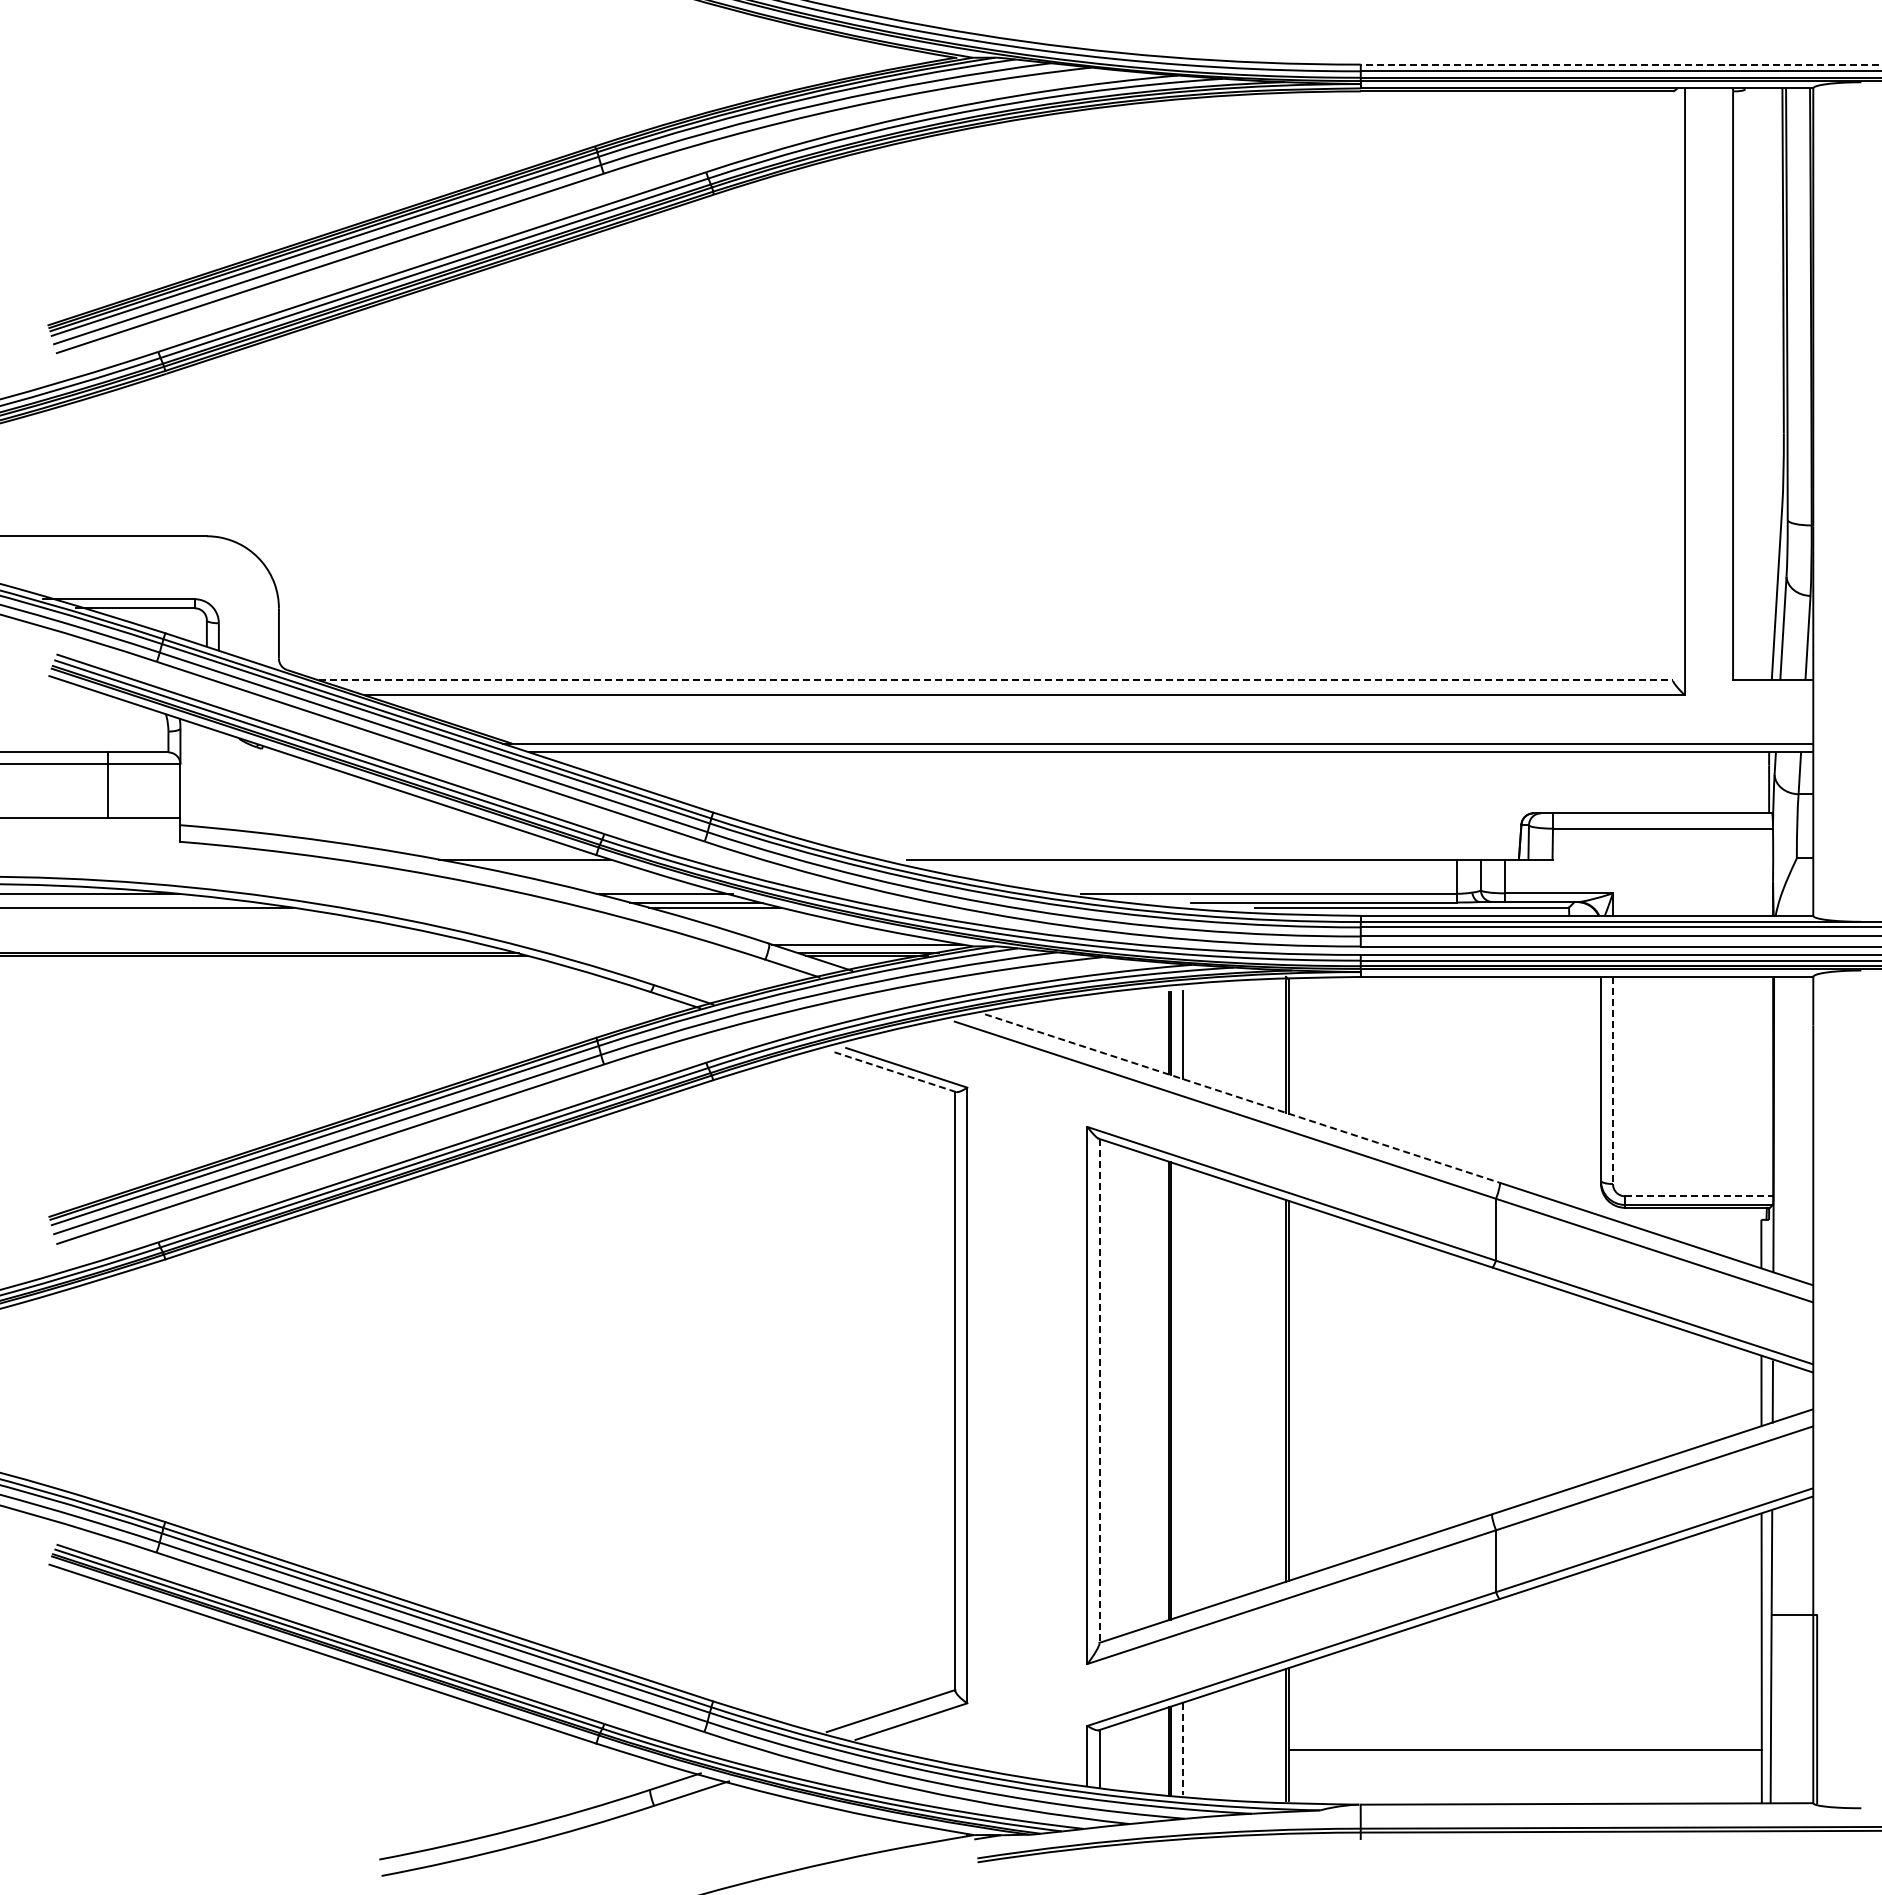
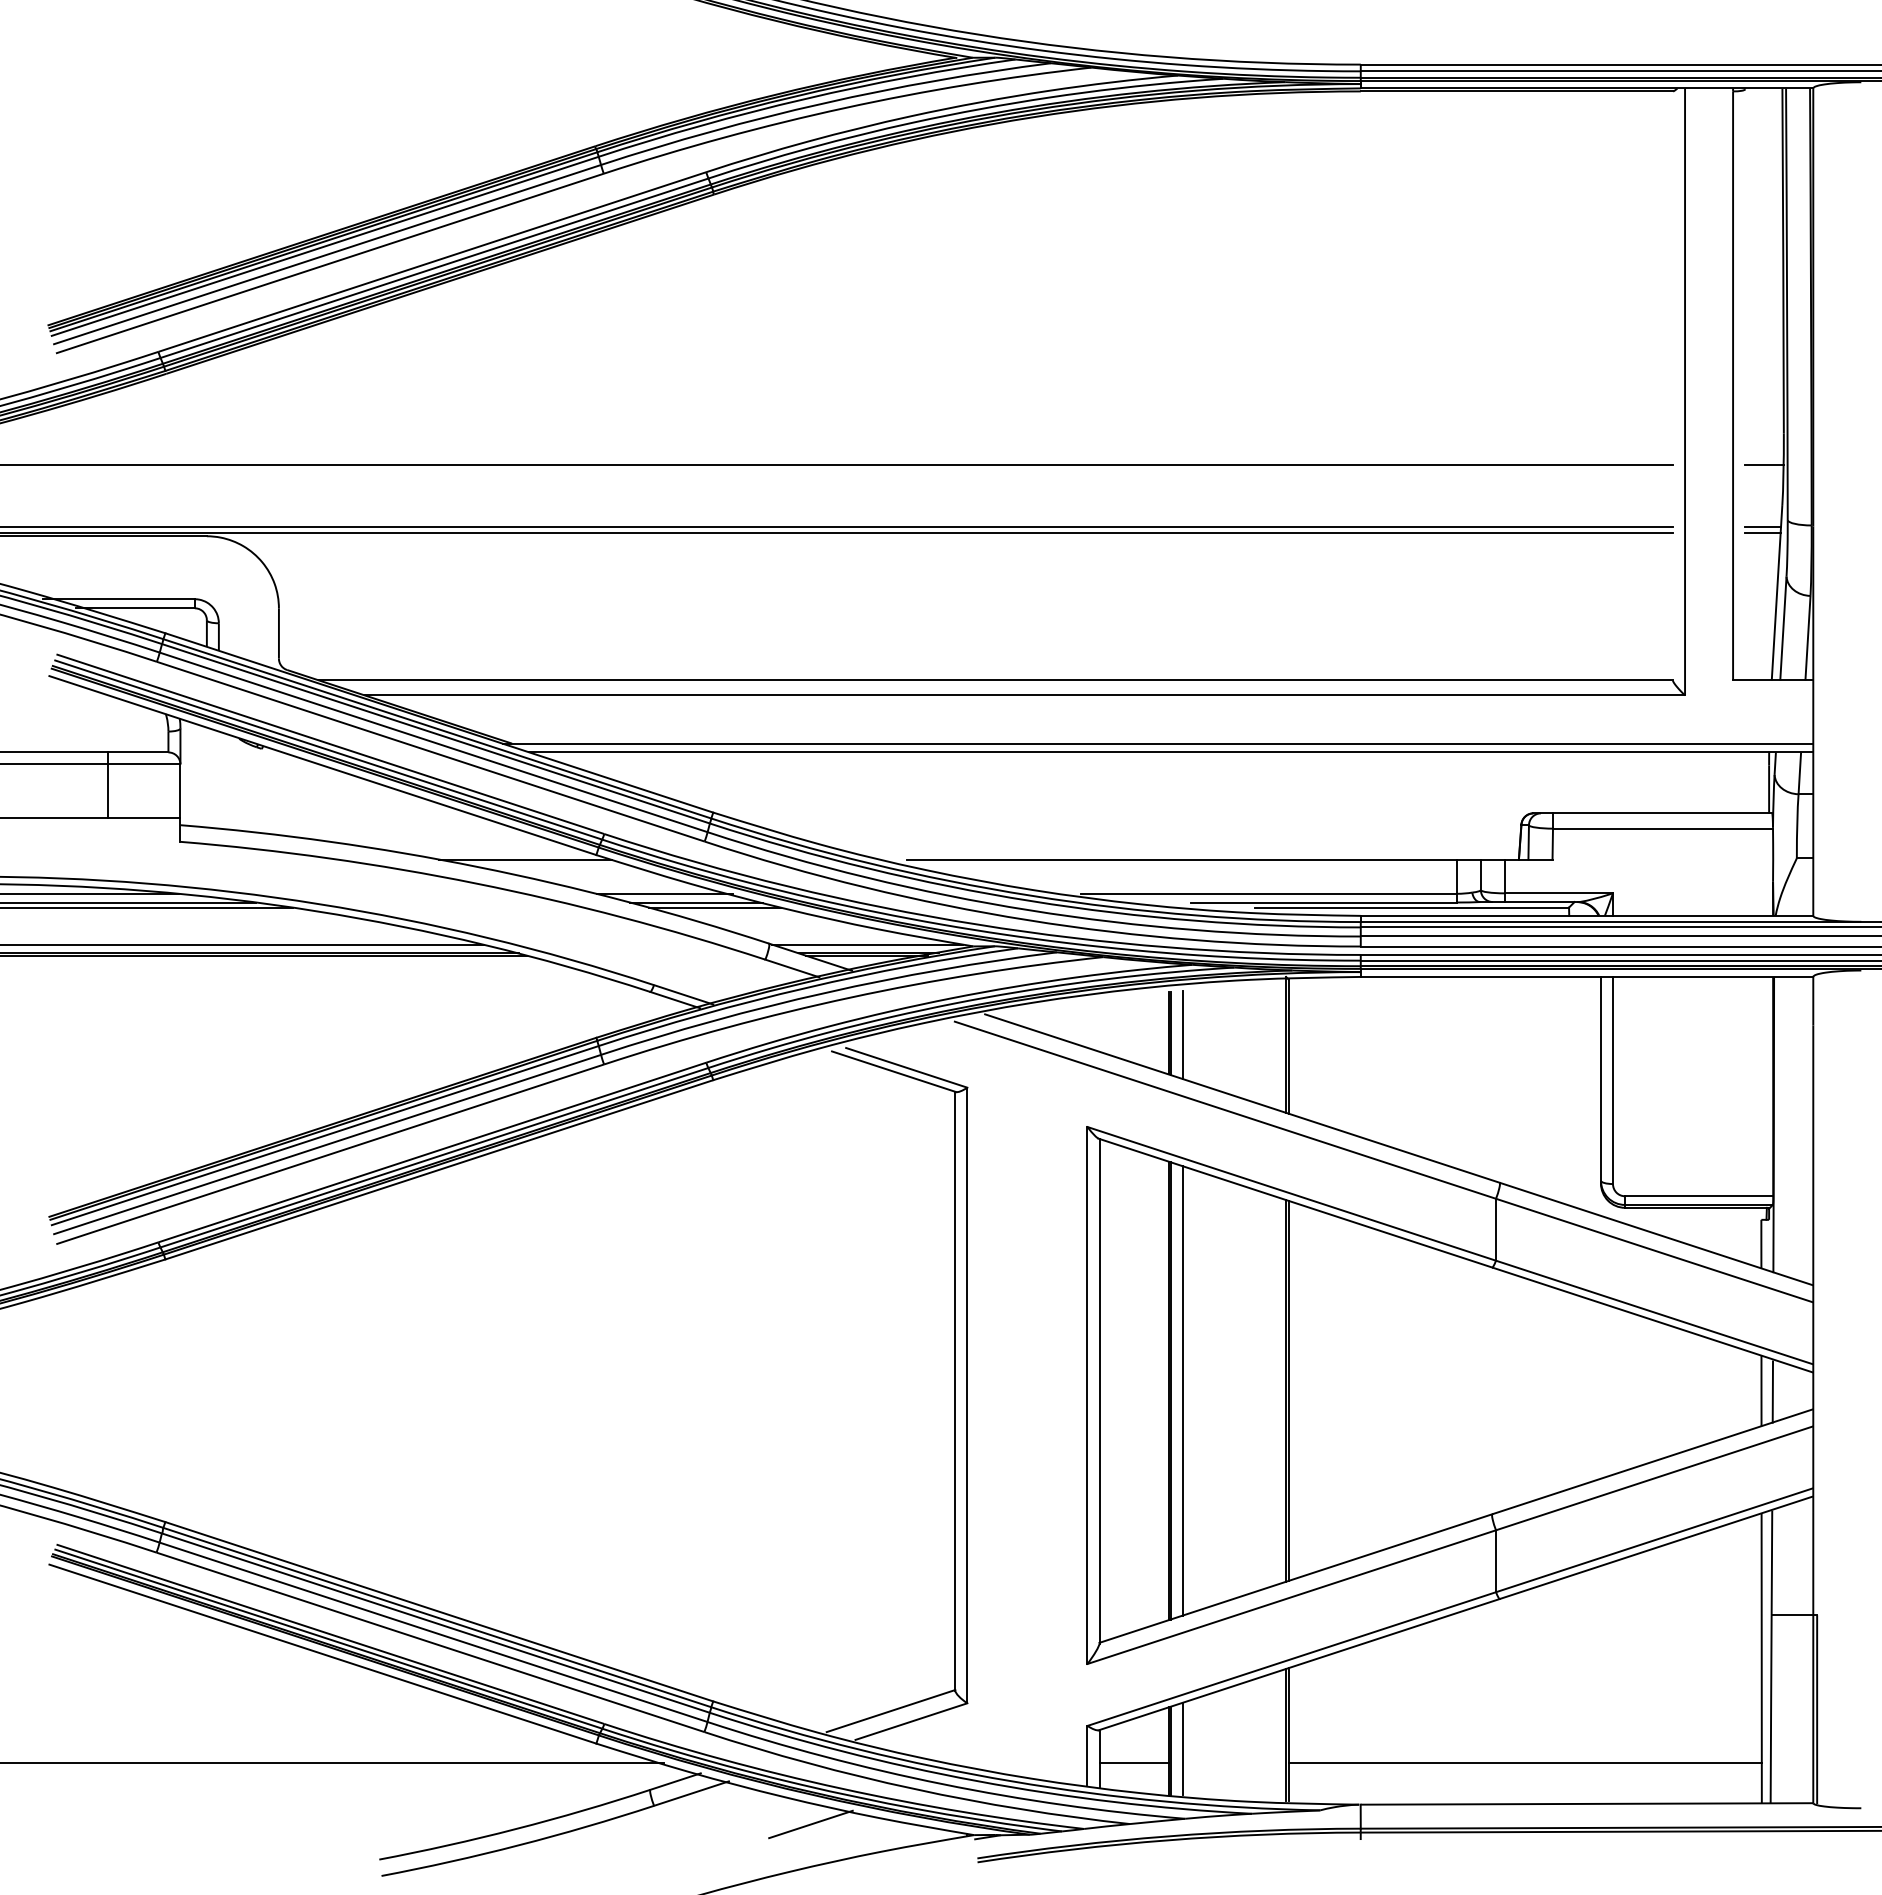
line: dashed -> solid (1620, 64)
line: none -> present (837, 465)
line: none -> present (1764, 465)
line: none -> present (837, 526)
line: none -> present (1763, 526)
line: none -> present (837, 532)
line: none -> present (1762, 532)
line: dashed -> solid (996, 680)
line: none -> present (129, 902)
line: none -> present (242, 944)
line: dashed -> solid (893, 1071)
line: dashed -> solid (1612, 1080)
line: dashed -> solid (1242, 1098)
line: dashed -> solid (1699, 1196)
line: none -> present (1182, 1390)
line: dashed -> solid (1099, 1391)
line: dashed -> solid (1182, 1749)
line position: (1524, 1749) -> (1524, 1762) (1524, 1762)
line: none -> present (333, 1762)
line: none -> present (1133, 1762)
line: none -> present (810, 1824)
